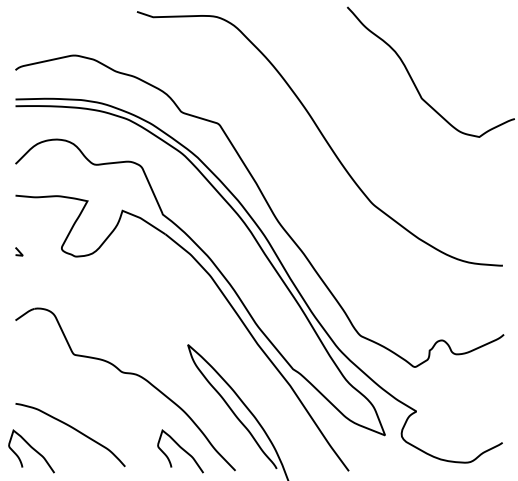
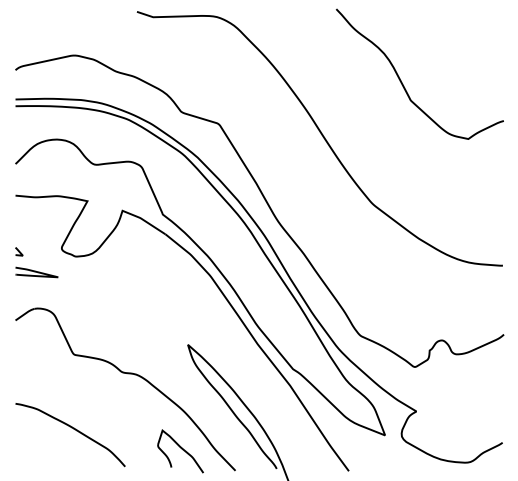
curve position: (413, 80) -> (402, 82) (402, 82)
part: none -> present (36, 272)
part: present -> none (31, 451)
